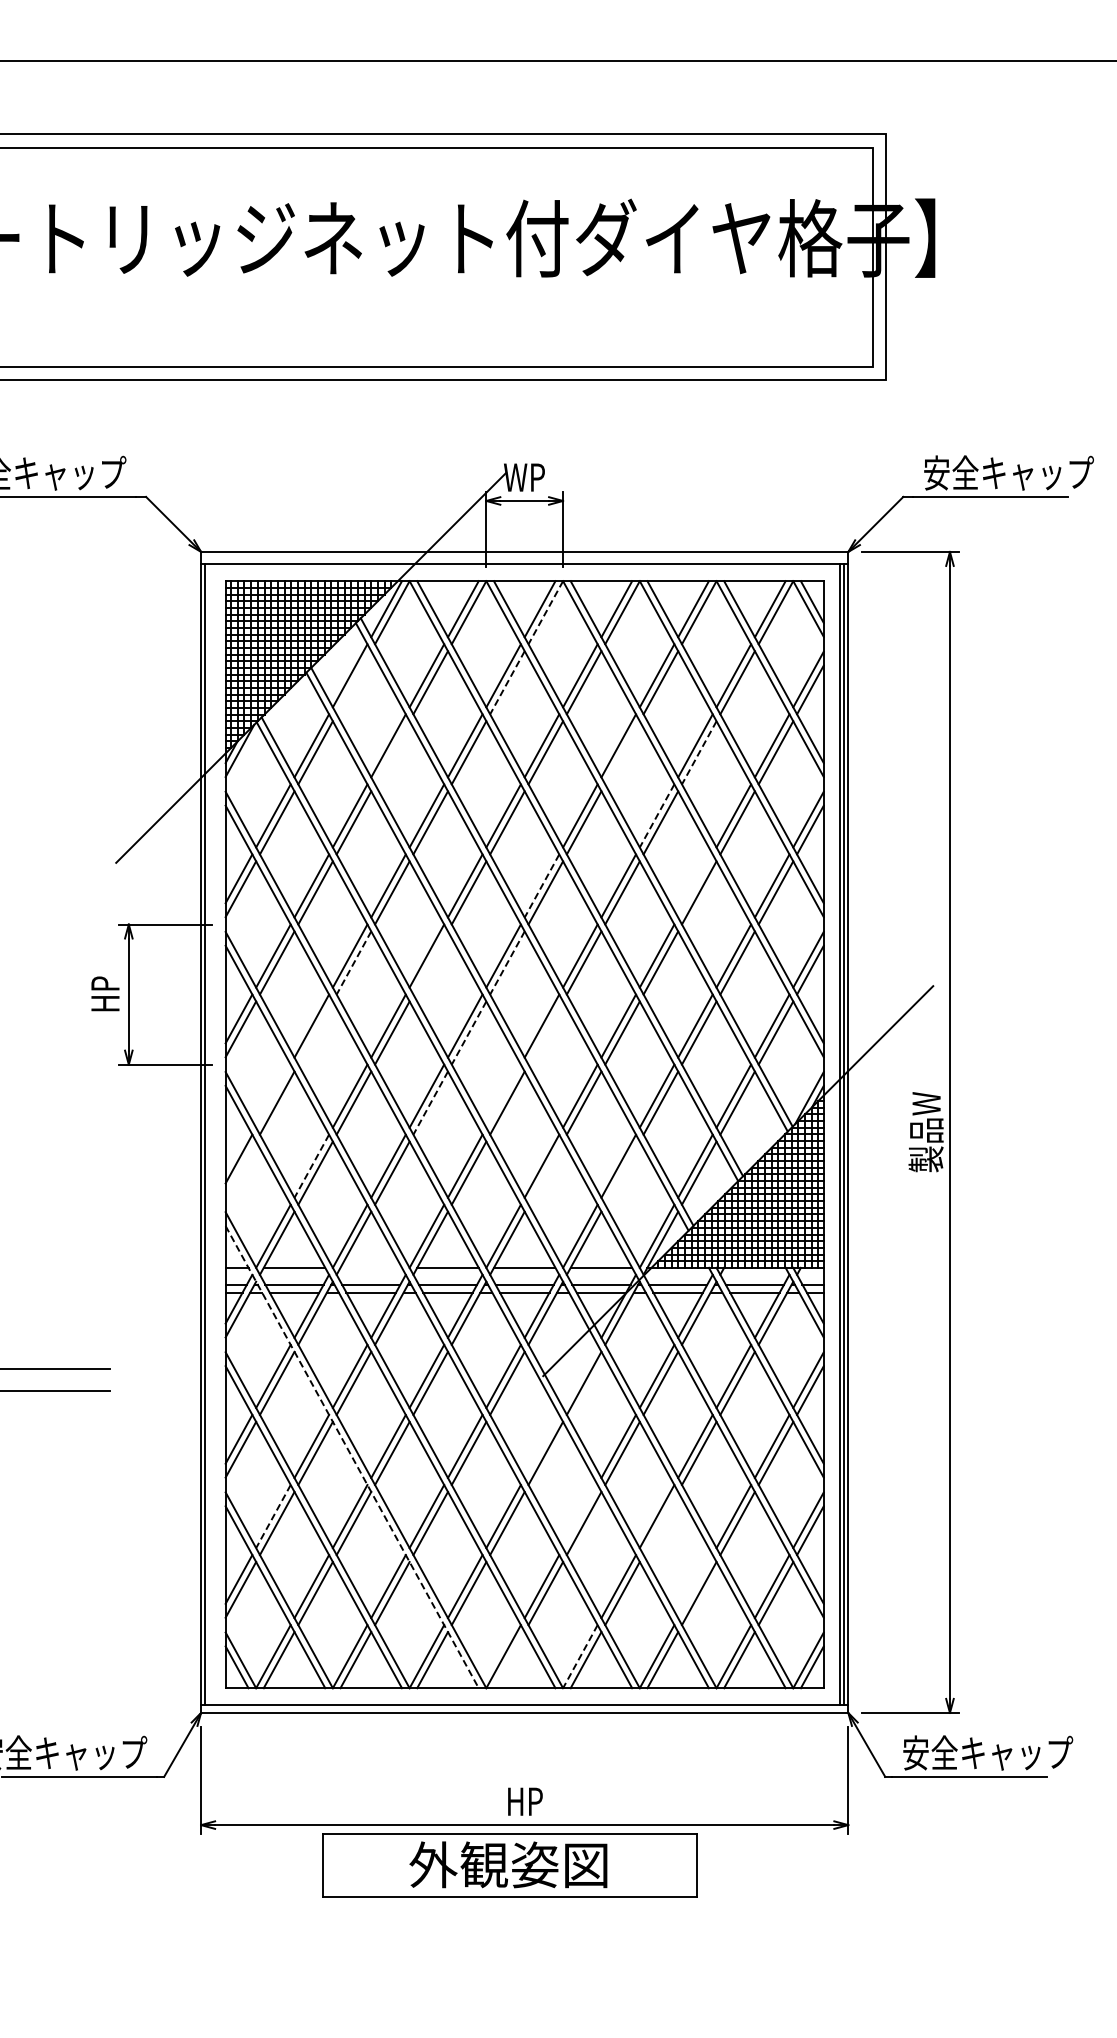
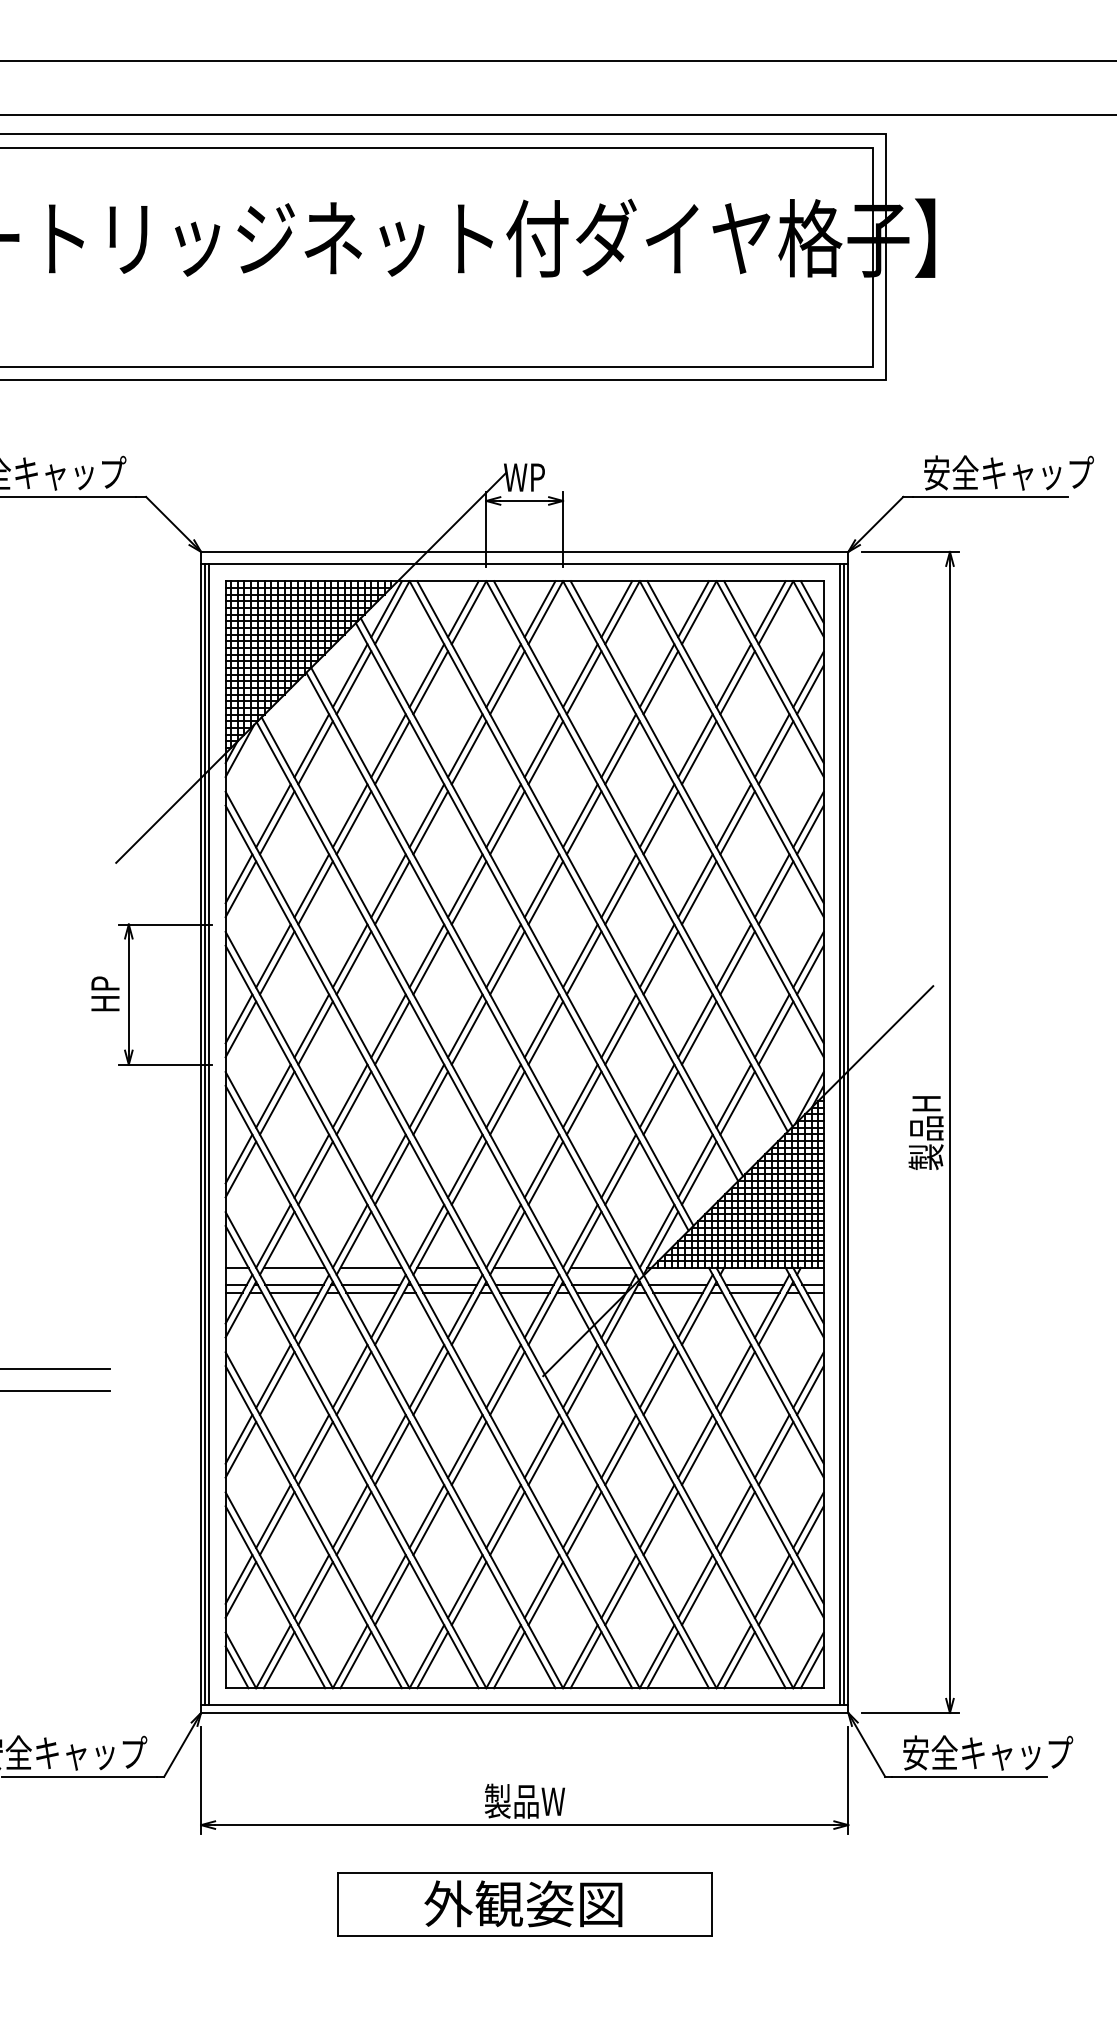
line: none -> present (557, 114)
line: dashed -> solid (545, 612)
line: none -> present (353, 682)
line: dashed -> solid (507, 682)
line: none -> present (392, 752)
line: none -> present (622, 752)
line: dashed -> solid (699, 752)
line: dashed -> solid (657, 815)
line: none -> present (695, 885)
line: dashed -> solid (542, 886)
line: none -> present (430, 962)
line: dashed -> solid (353, 963)
line: dashed -> solid (507, 963)
line: none -> present (315, 1032)
line: none -> present (545, 1032)
line: dashed -> solid (469, 1033)
line: none -> present (273, 1095)
line: none -> present (503, 1095)
line: dashed -> solid (430, 1103)
text: 製品W -> 製品H (925, 1132)
line: none -> present (208, 1134)
line: dashed -> solid (311, 1166)
line: none -> present (240, 1169)
line: none -> present (545, 1172)
line: none -> present (622, 1172)
line: none -> present (371, 1267)
line: none -> present (580, 1375)
line: none -> present (541, 1446)
line: dashed -> solid (352, 1457)
line: dashed -> solid (273, 1516)
line: none -> present (580, 1516)
line: none -> present (660, 1523)
line: none -> present (695, 1586)
line: dashed -> solid (580, 1656)
line: none -> present (508, 1660)
text: HP -> 製品W (525, 1800)
part position: (509, 1865) -> (524, 1904) (524, 1904)
